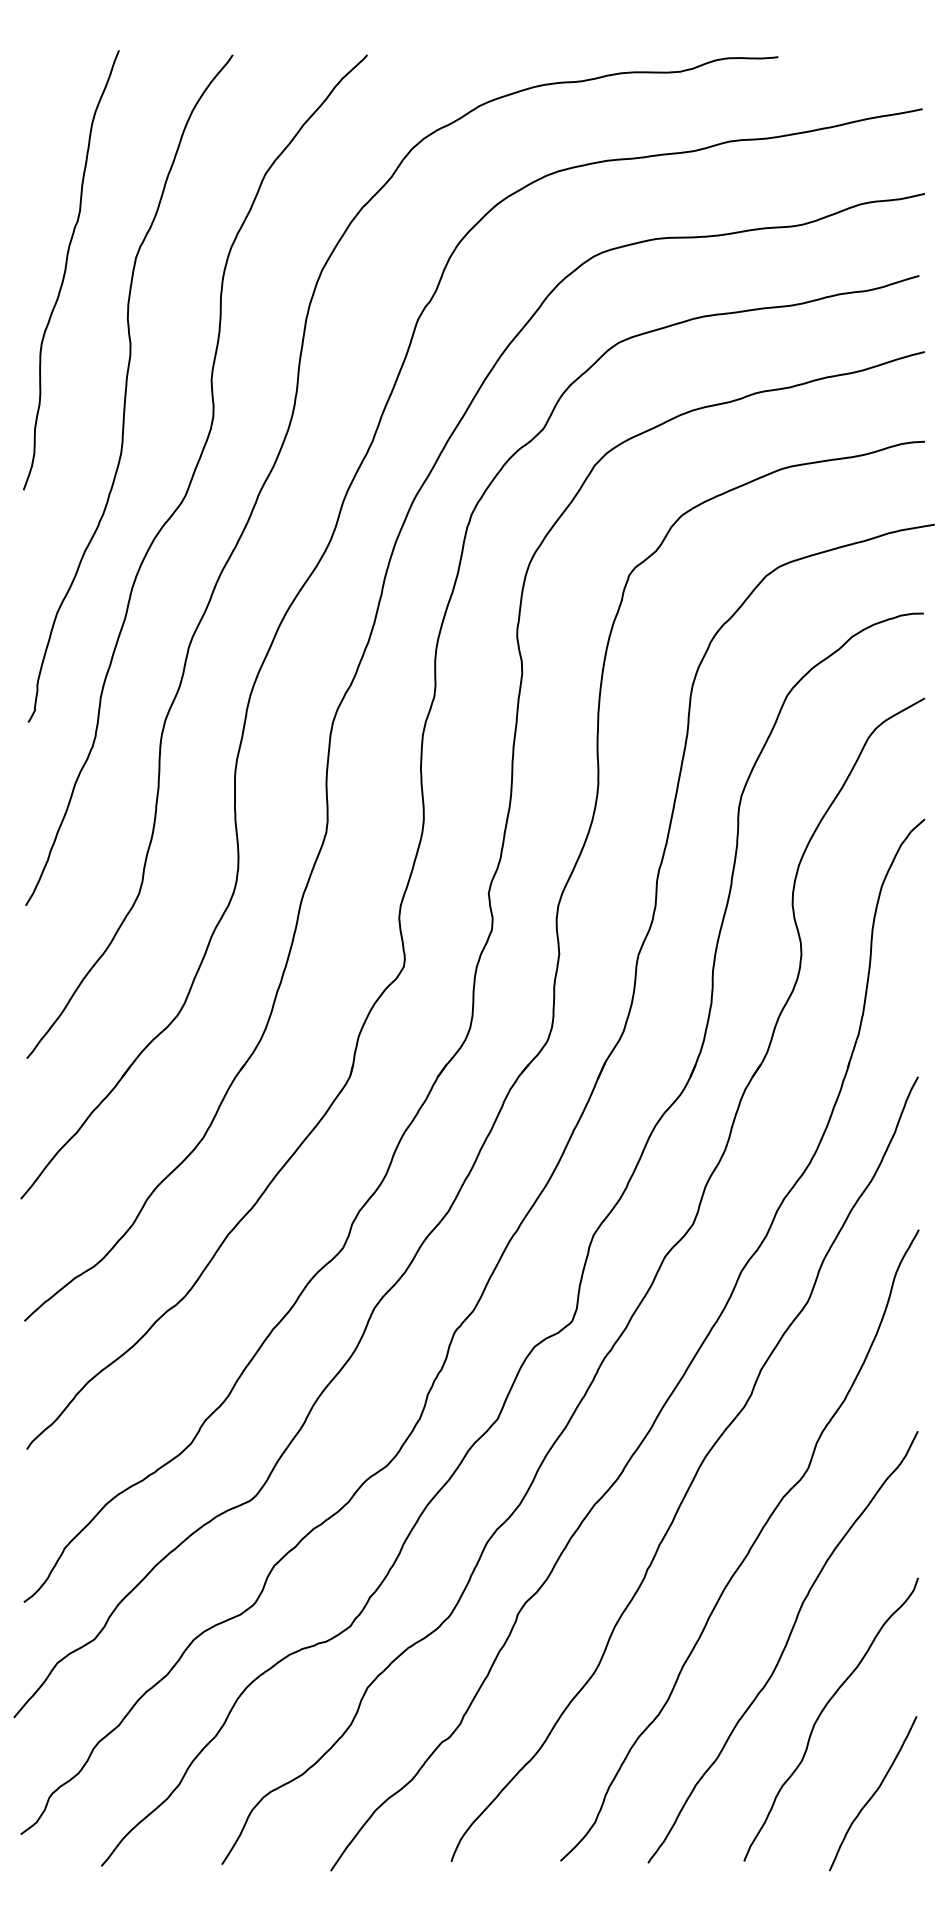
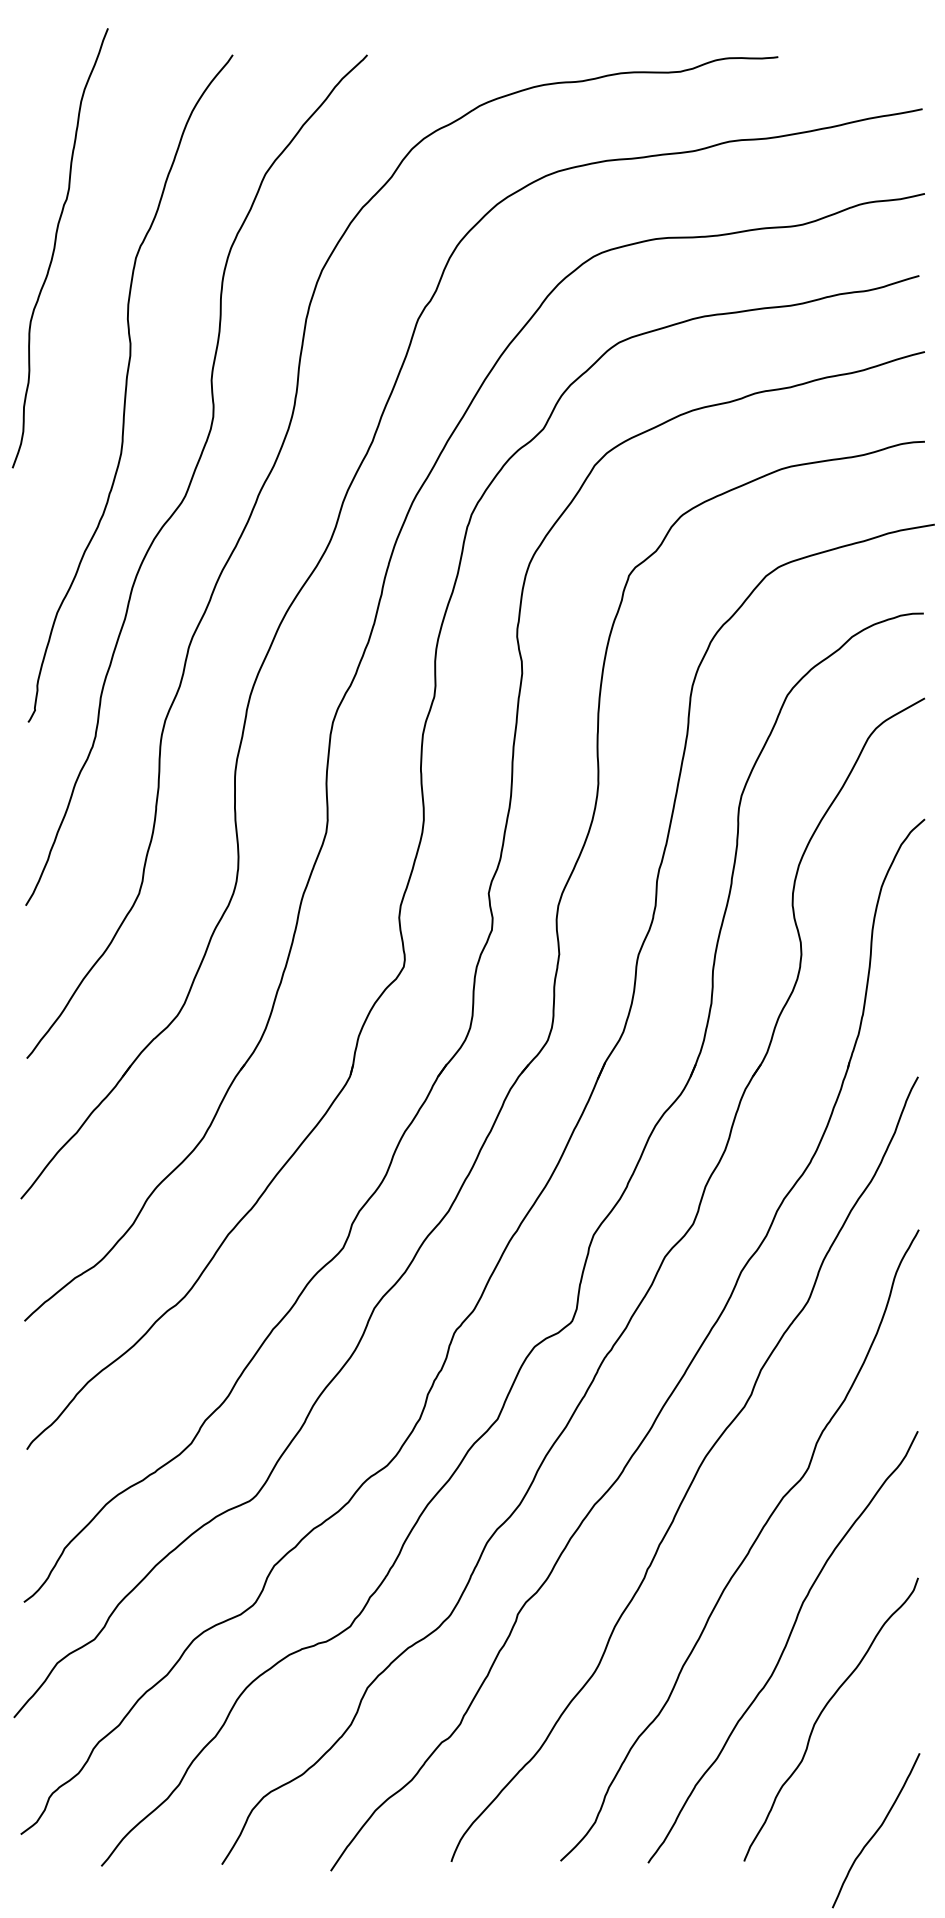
curve position: (66, 270) -> (55, 248) (55, 248)
curve position: (873, 1793) -> (876, 1830) (876, 1830)
